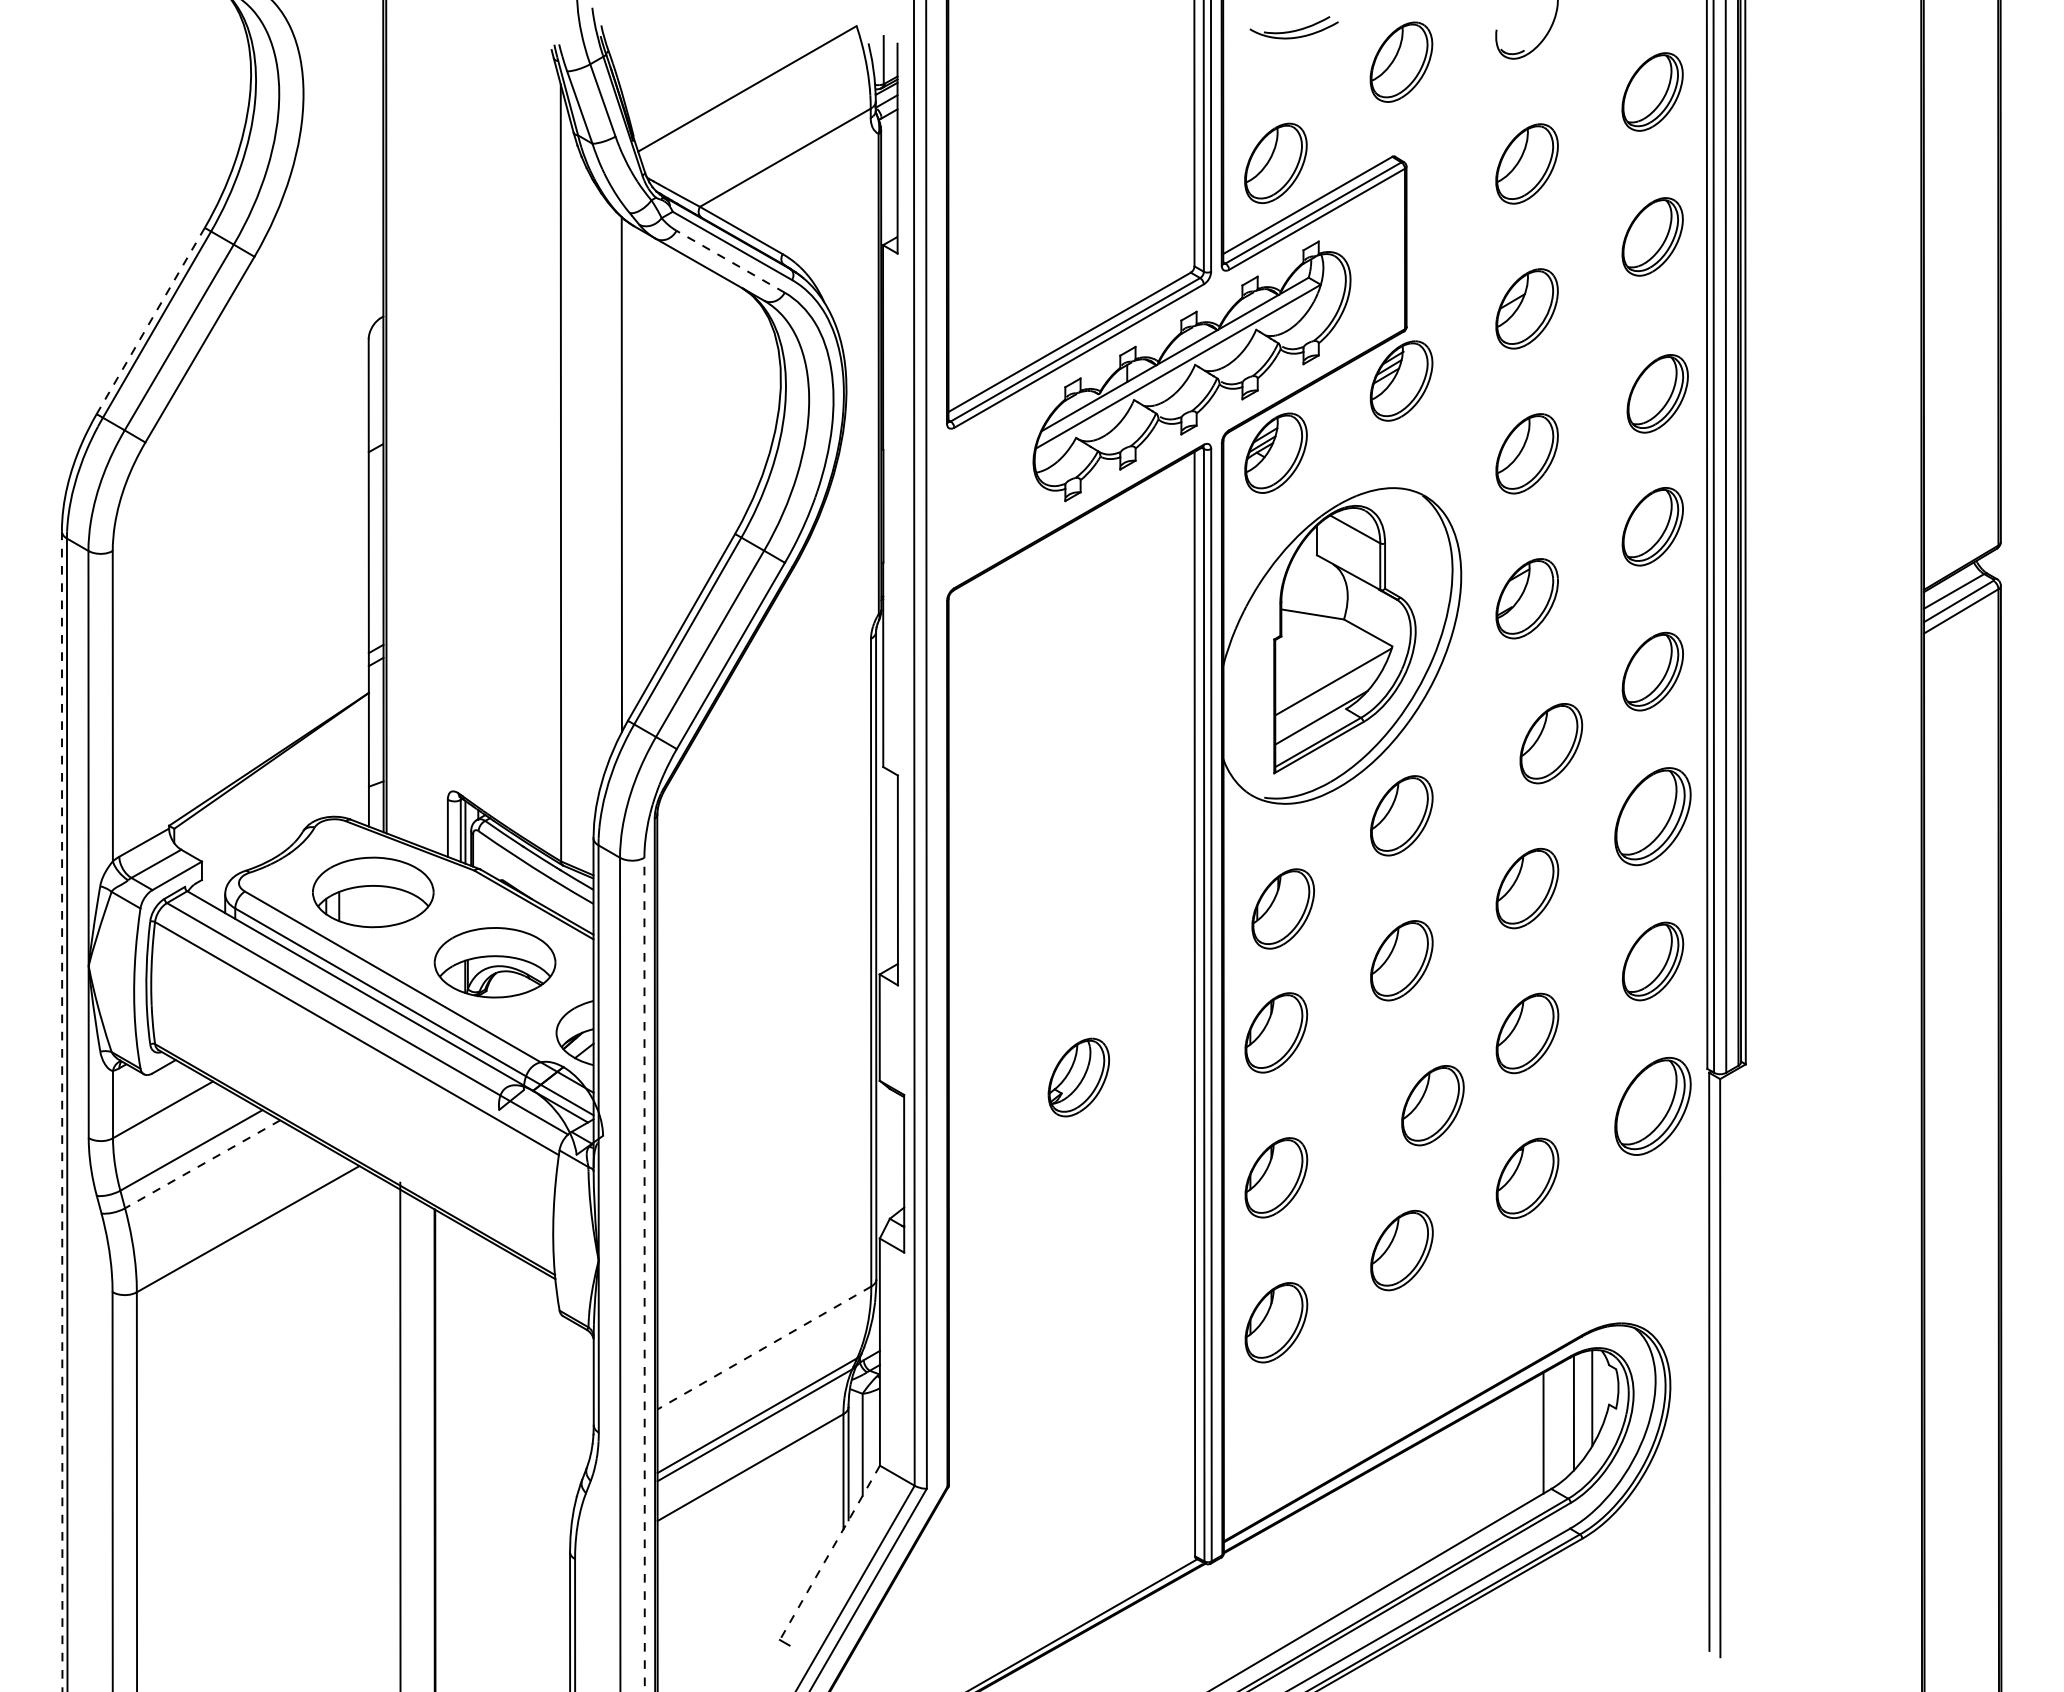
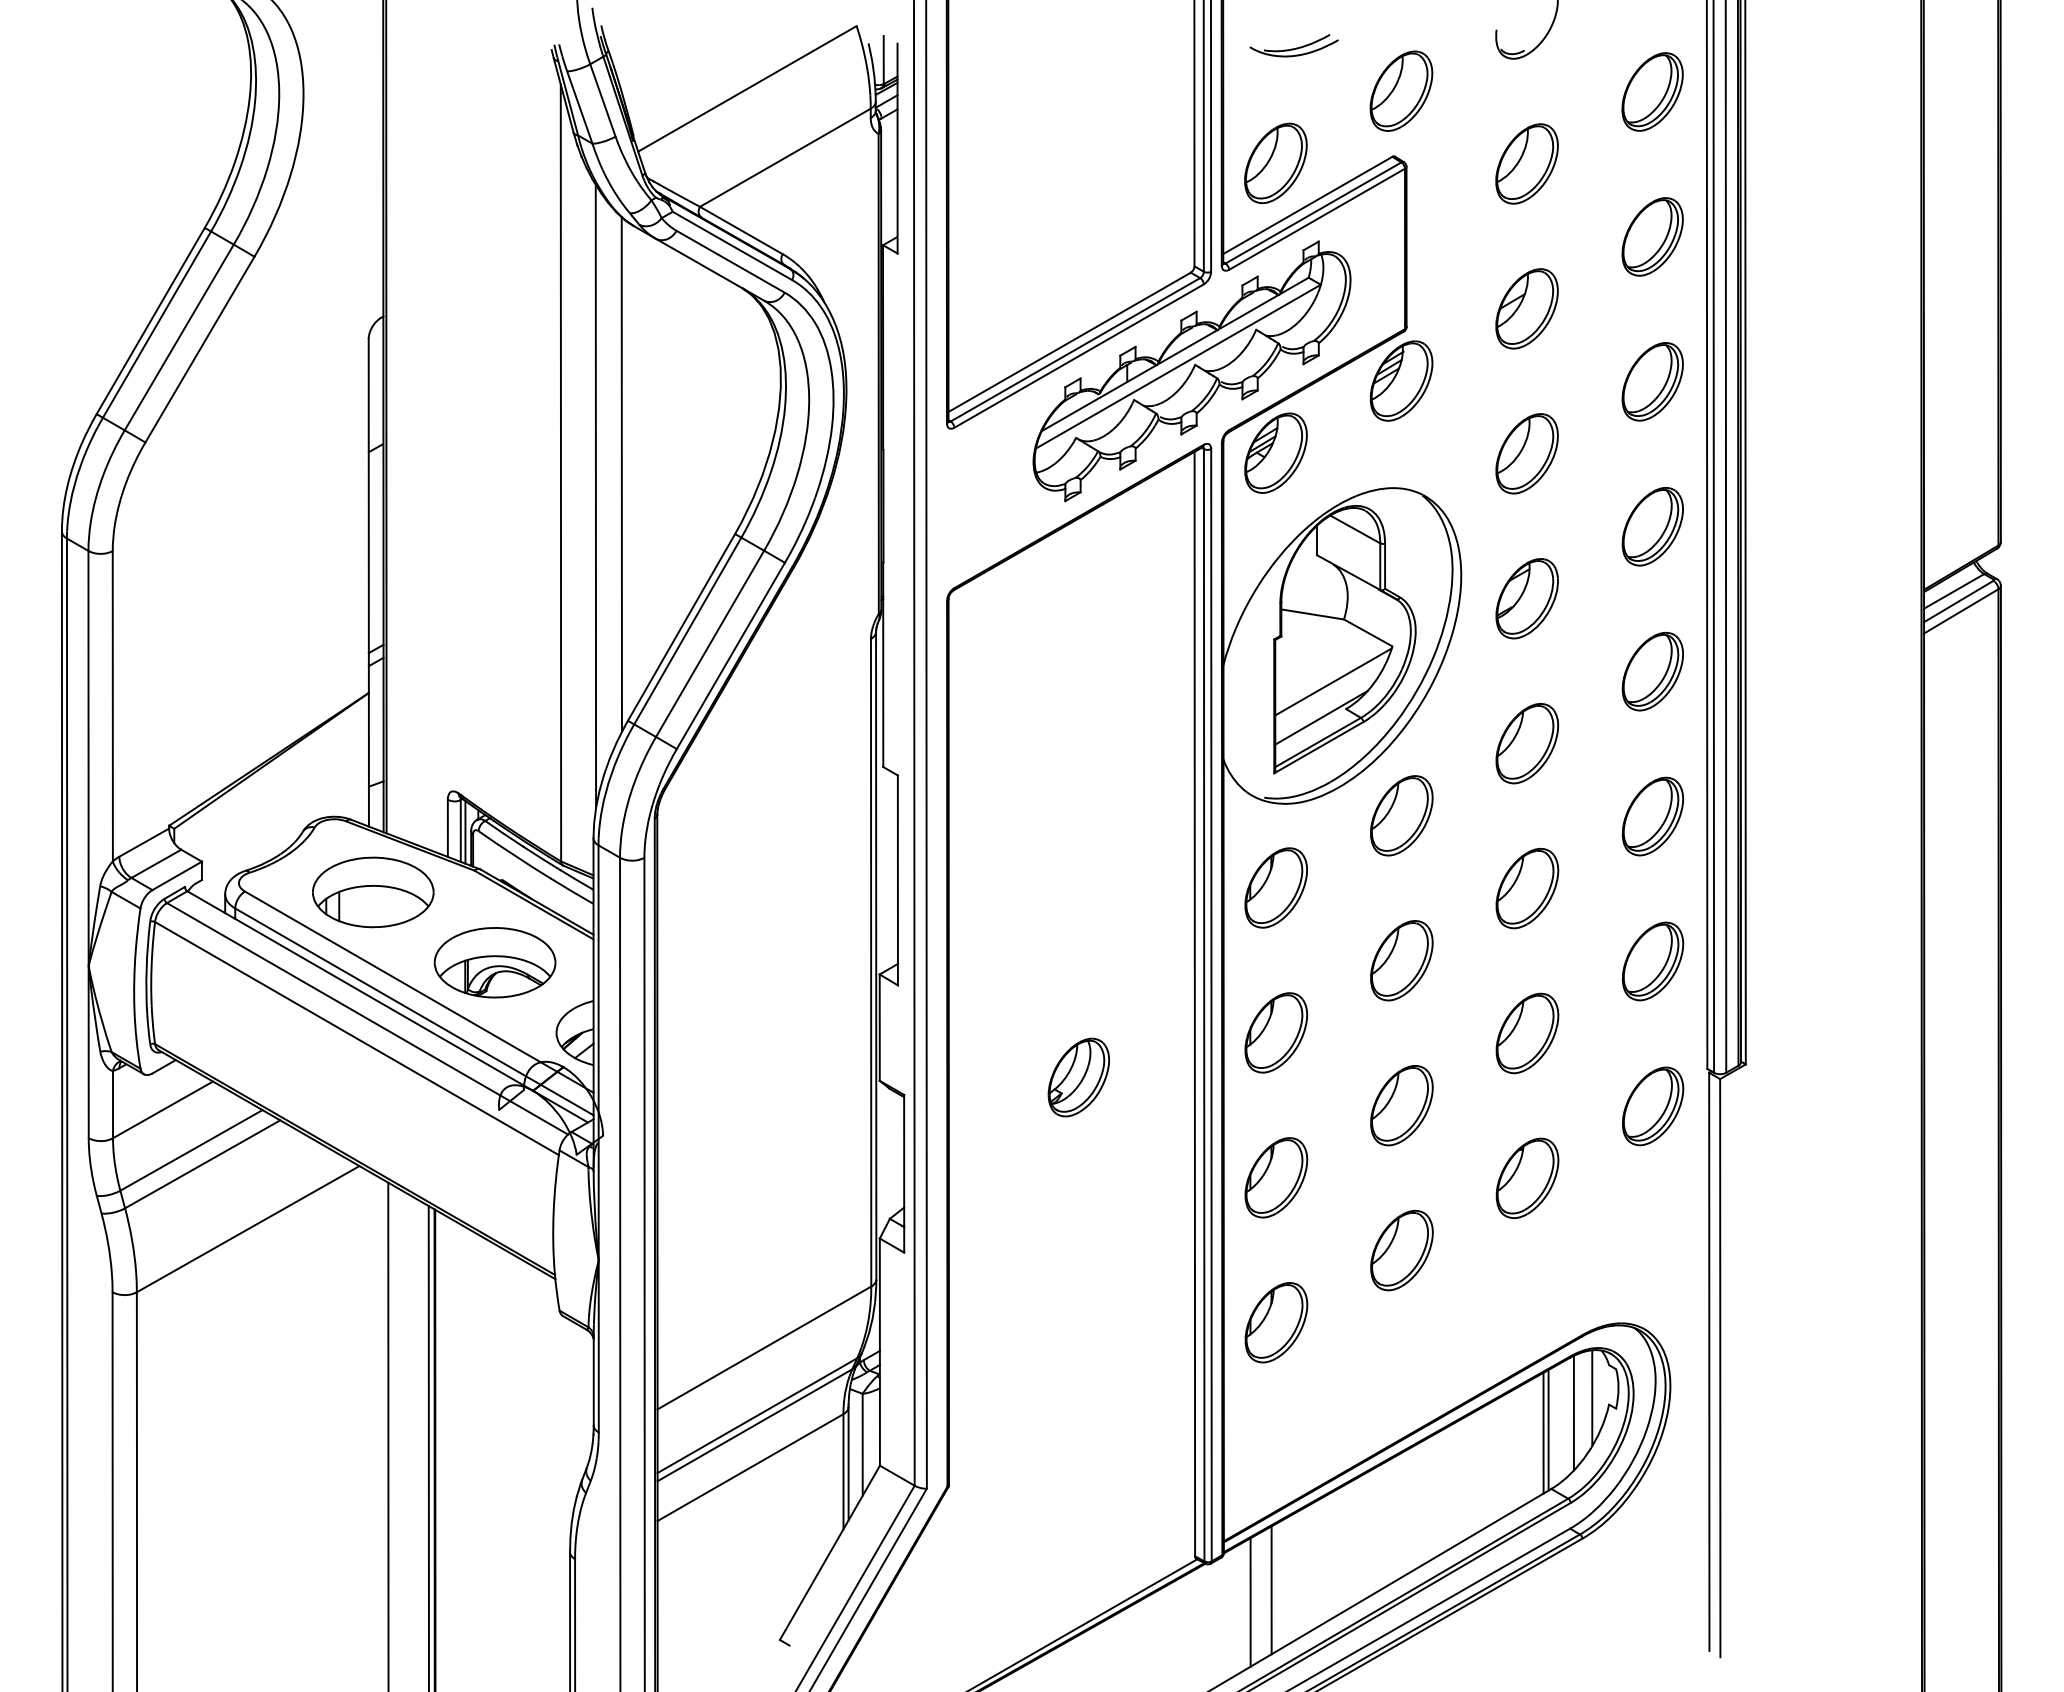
part position: (1293, 27) -> (1293, 45) (1293, 45)
part position: (1401, 61) -> (1401, 90) (1401, 90)
line: dashed -> solid (730, 261)
line: dashed -> solid (150, 321)
part position: (1657, 393) -> (1652, 381) (1652, 381)
line: none -> present (595, 496)
part position: (1551, 743) -> (1527, 743) (1527, 743)
part size: 78x100 px -> 64x81 px (1652, 816)
part position: (1282, 908) -> (1275, 887) (1275, 887)
part position: (1432, 1105) -> (1401, 1105) (1401, 1105)
part size: 78x99 px -> 63x81 px (1653, 1106)
line: dashed -> solid (62, 1111)
line: dashed -> solid (202, 1164)
line: dashed -> solid (644, 1274)
line: dashed -> solid (764, 1348)
line: none -> present (1548, 1429)
line position: (400, 1435) -> (388, 1435) (388, 1435)
line: none -> present (428, 1447)
line: dashed -> solid (829, 1553)
line: none -> present (1271, 1590)
line: none -> present (1250, 1602)
